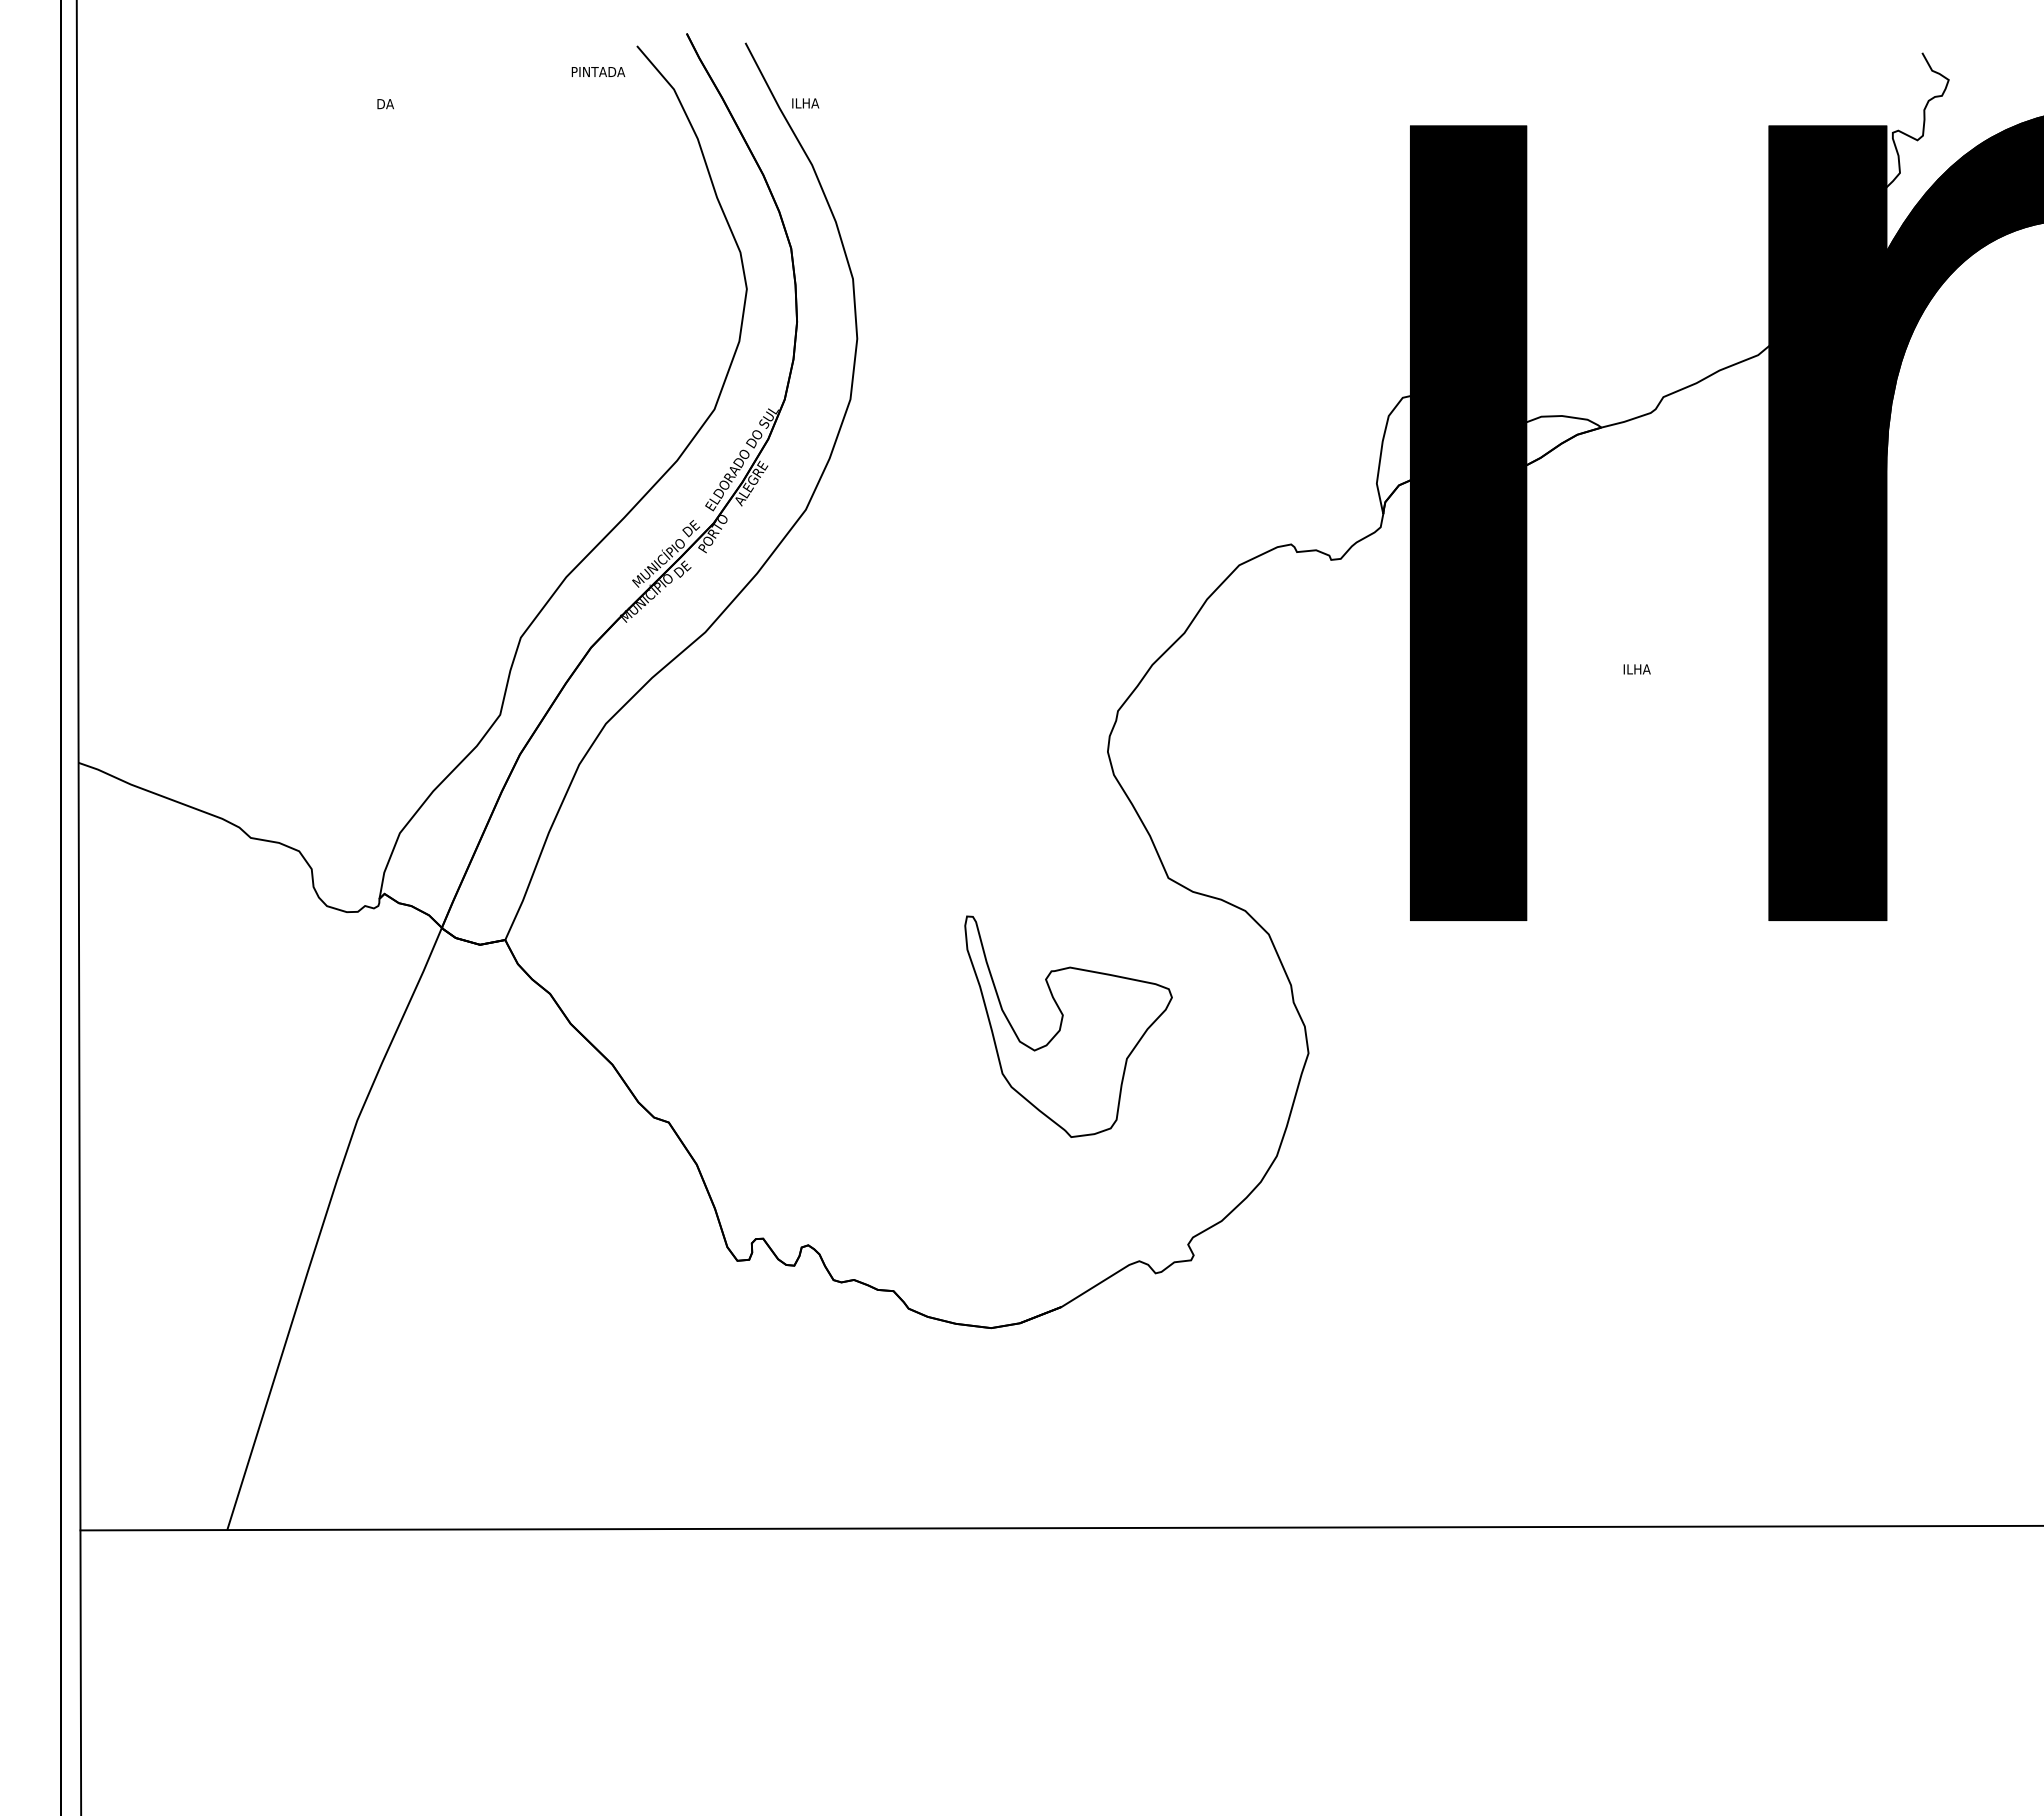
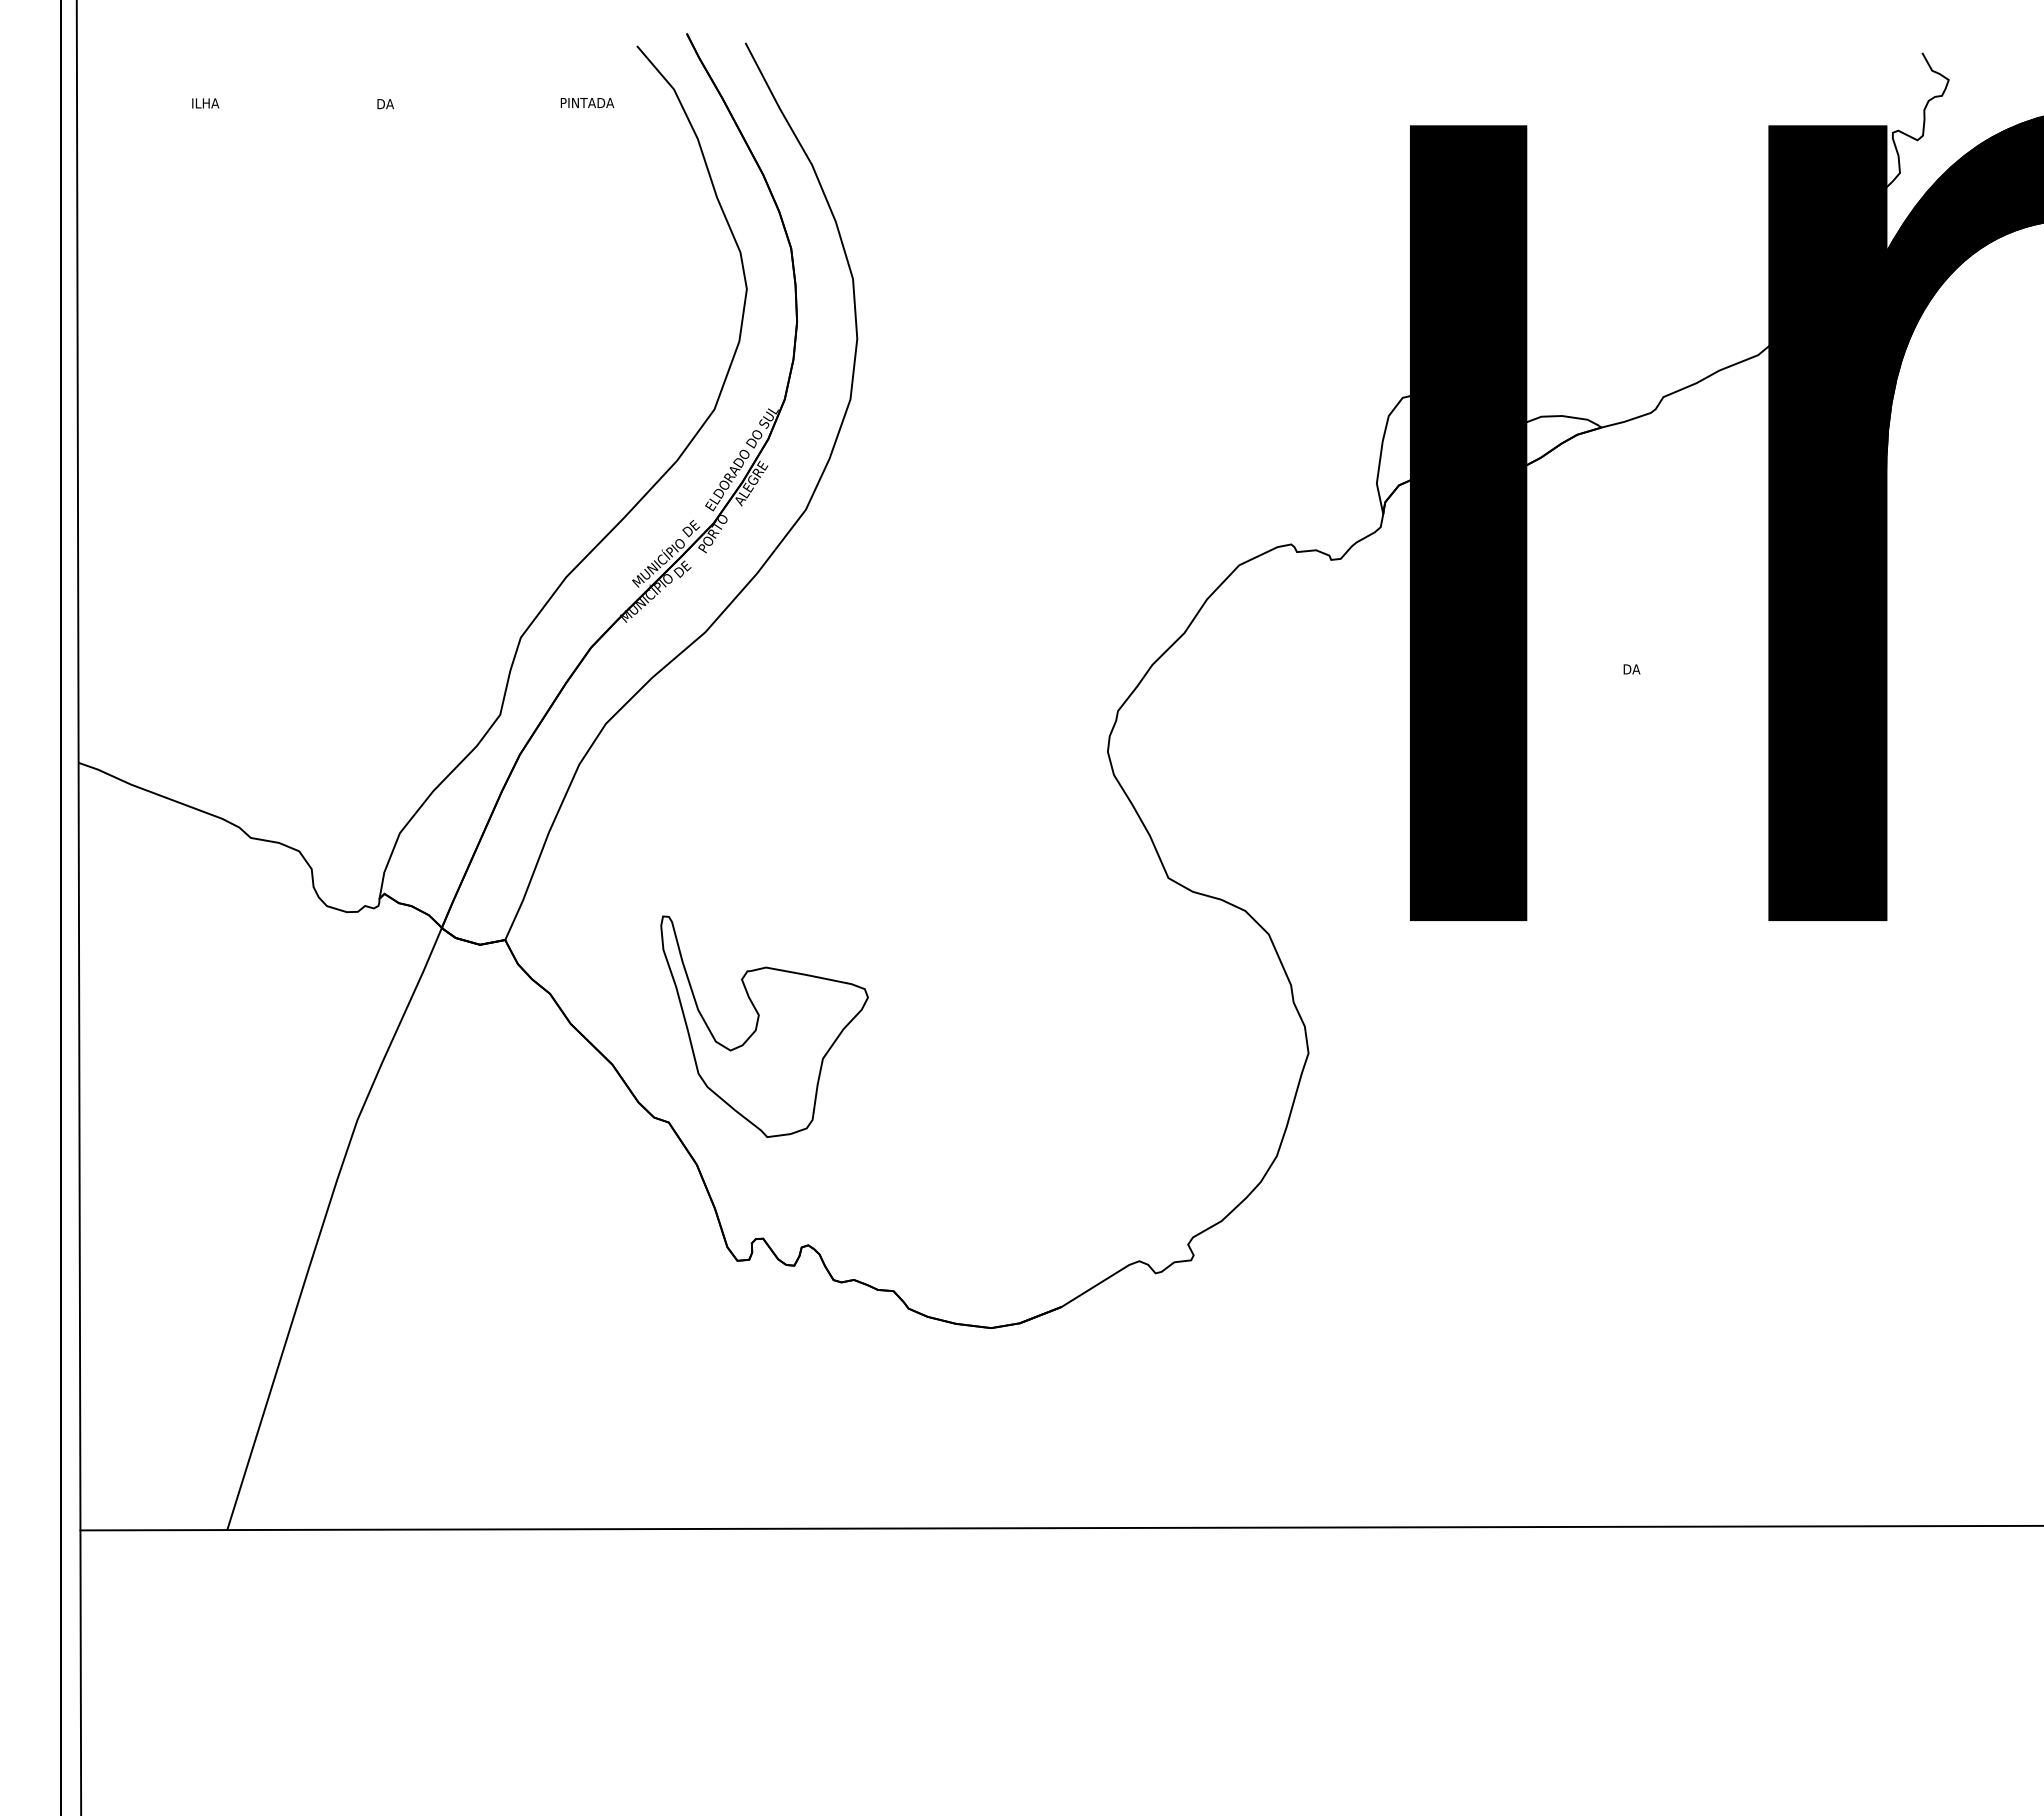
text position: (598, 71) -> (587, 102) (587, 102)
text position: (805, 103) -> (205, 103) (205, 103)
text: ILHA -> DA (1637, 669)
part position: (1068, 1026) -> (764, 1026) (764, 1026)
